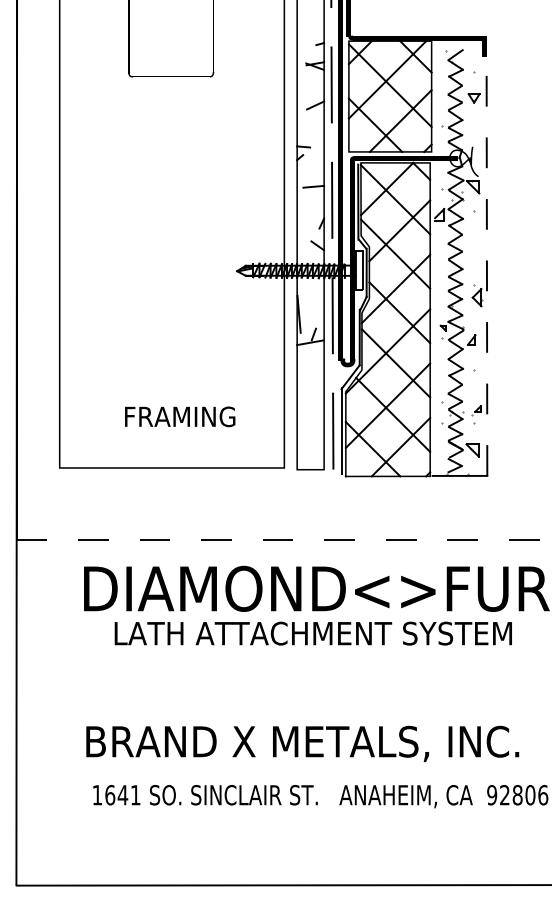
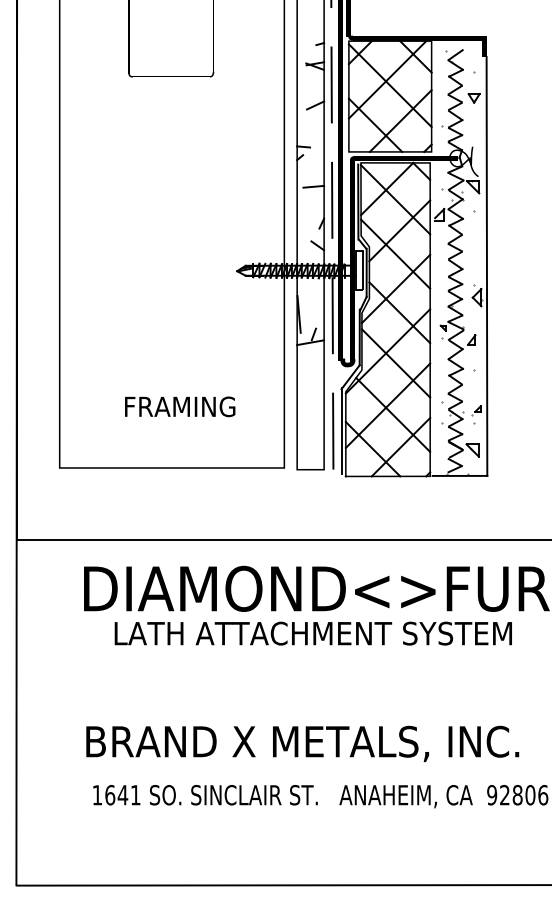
line: dashed -> solid (486, 265)
text position: (180, 416) -> (180, 406) (180, 406)
line: dashed -> solid (284, 539)
